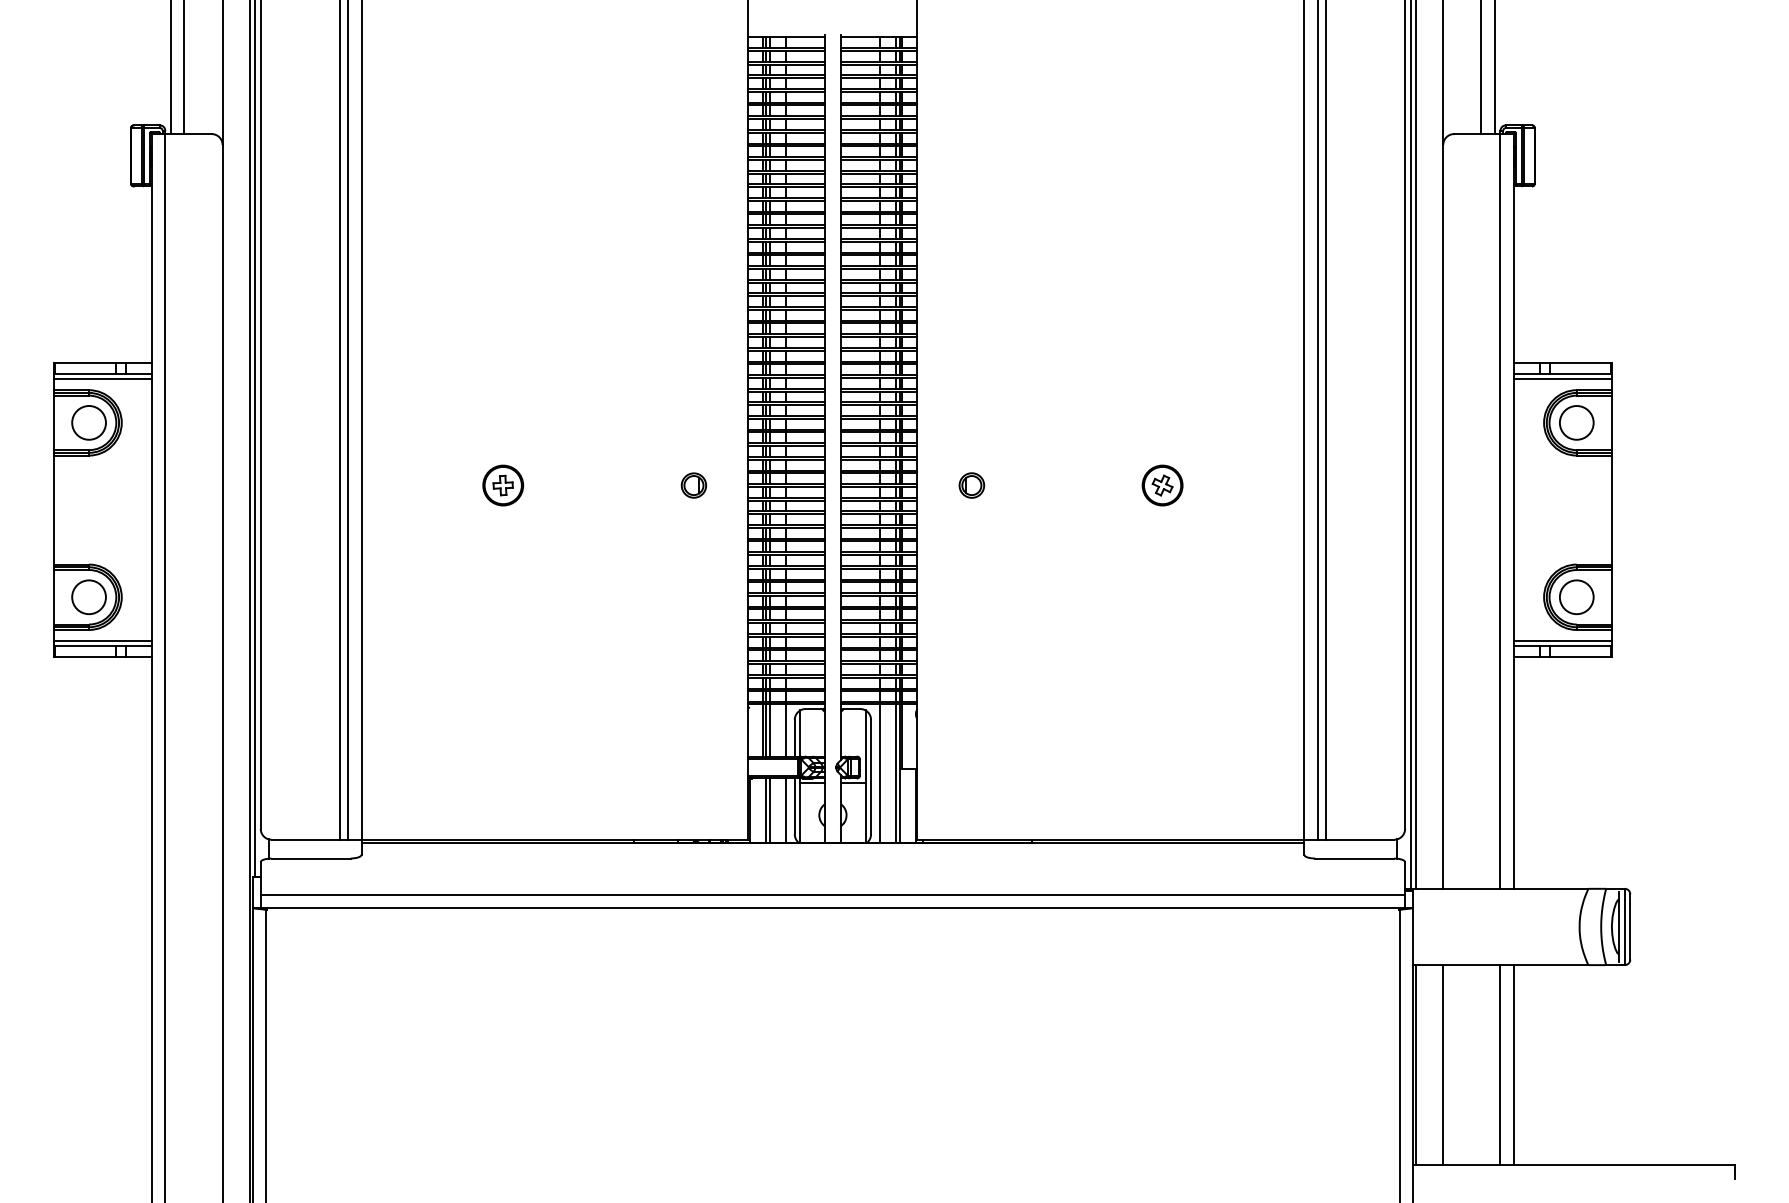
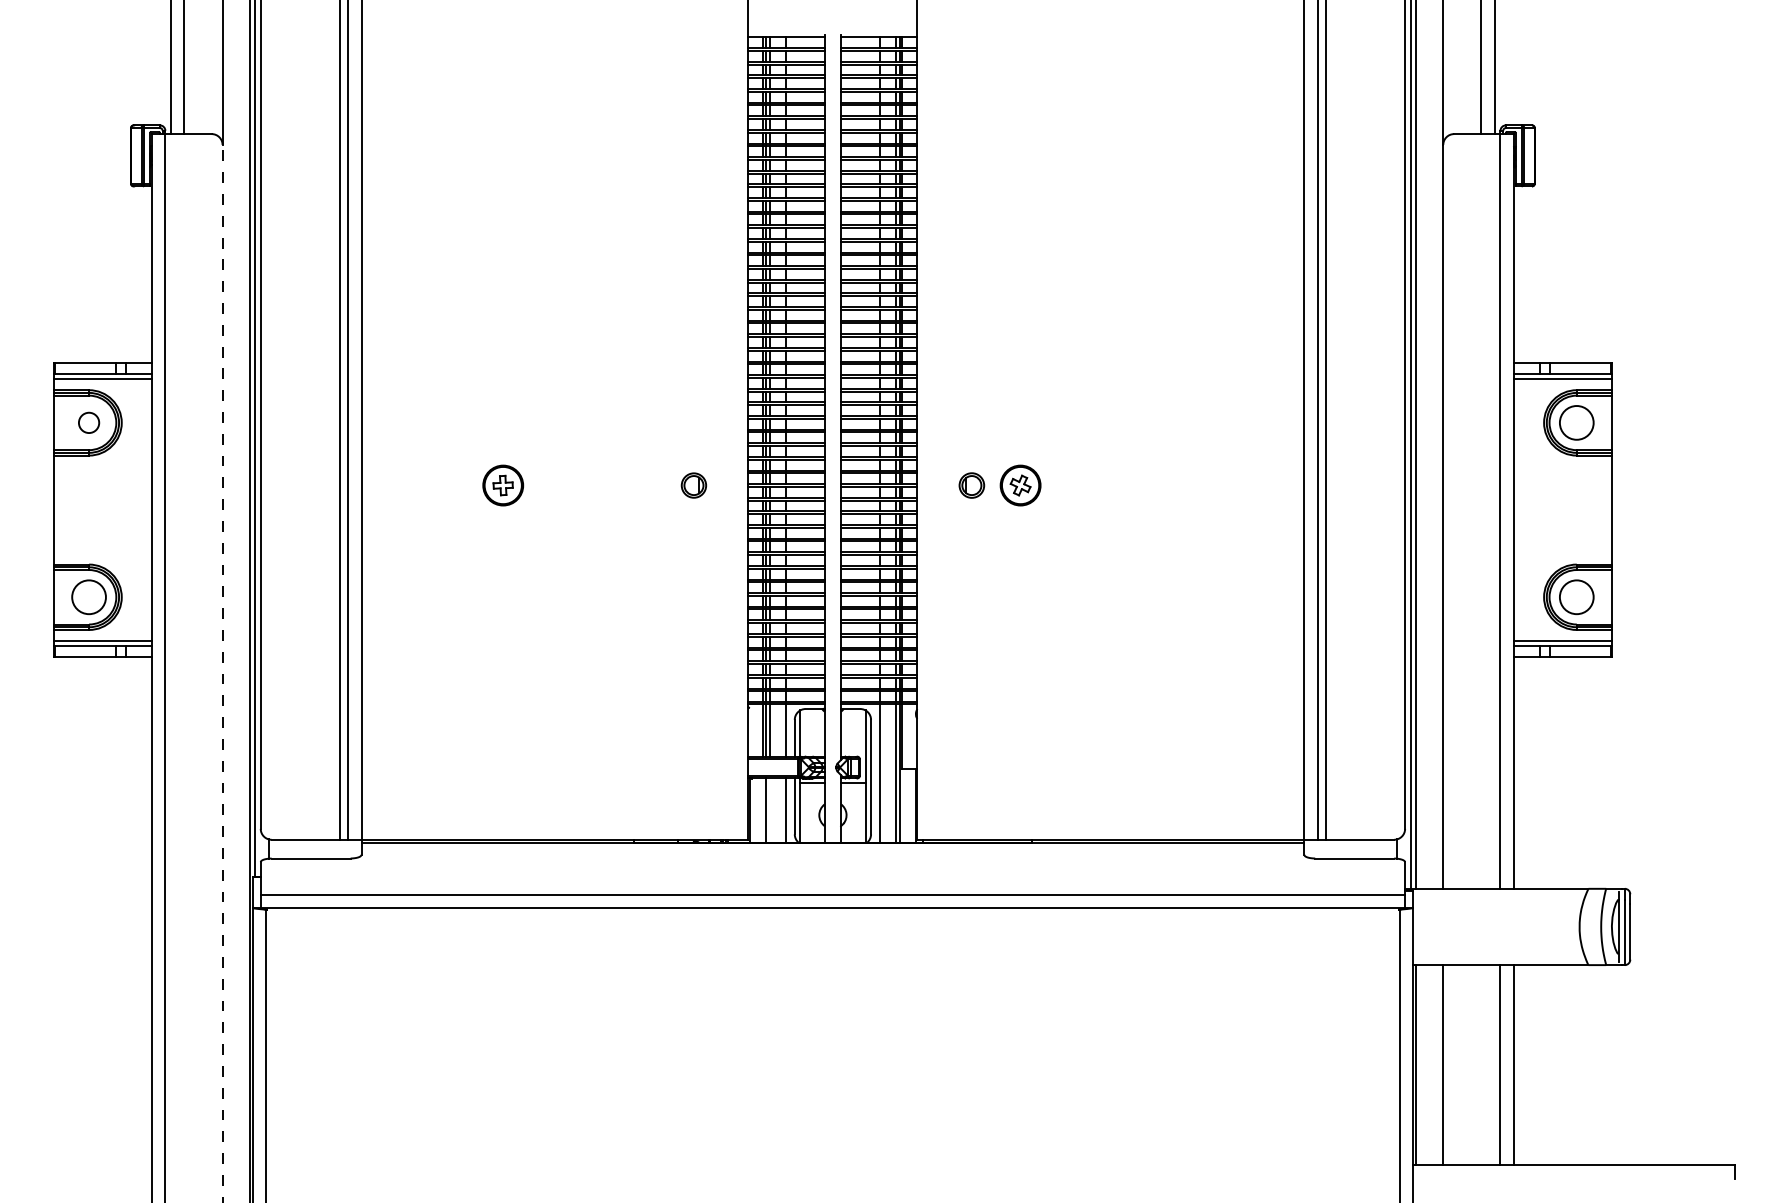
circle diameter: 34 px -> 20 px (88, 422)
part position: (1162, 485) -> (1020, 485) (1020, 485)
line: solid -> dashed (222, 673)
line: present -> none (770, 810)
